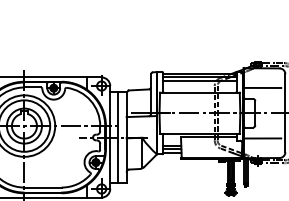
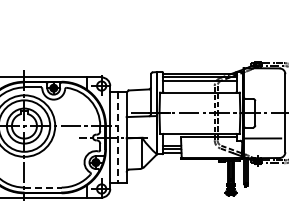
line: present -> none (262, 87)
line: solid -> dashed (117, 137)
line: solid -> dashed (43, 187)
